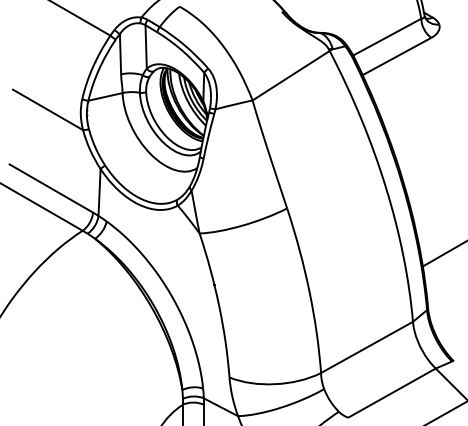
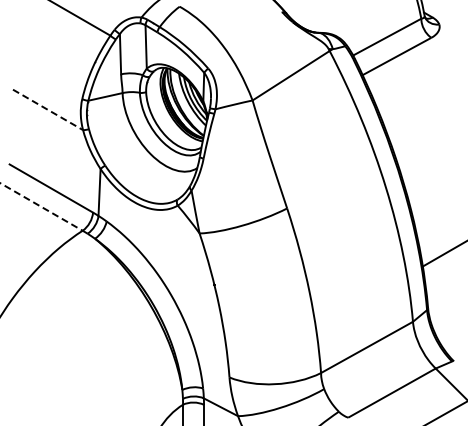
line: solid -> dashed (48, 110)
line: solid -> dashed (41, 206)
